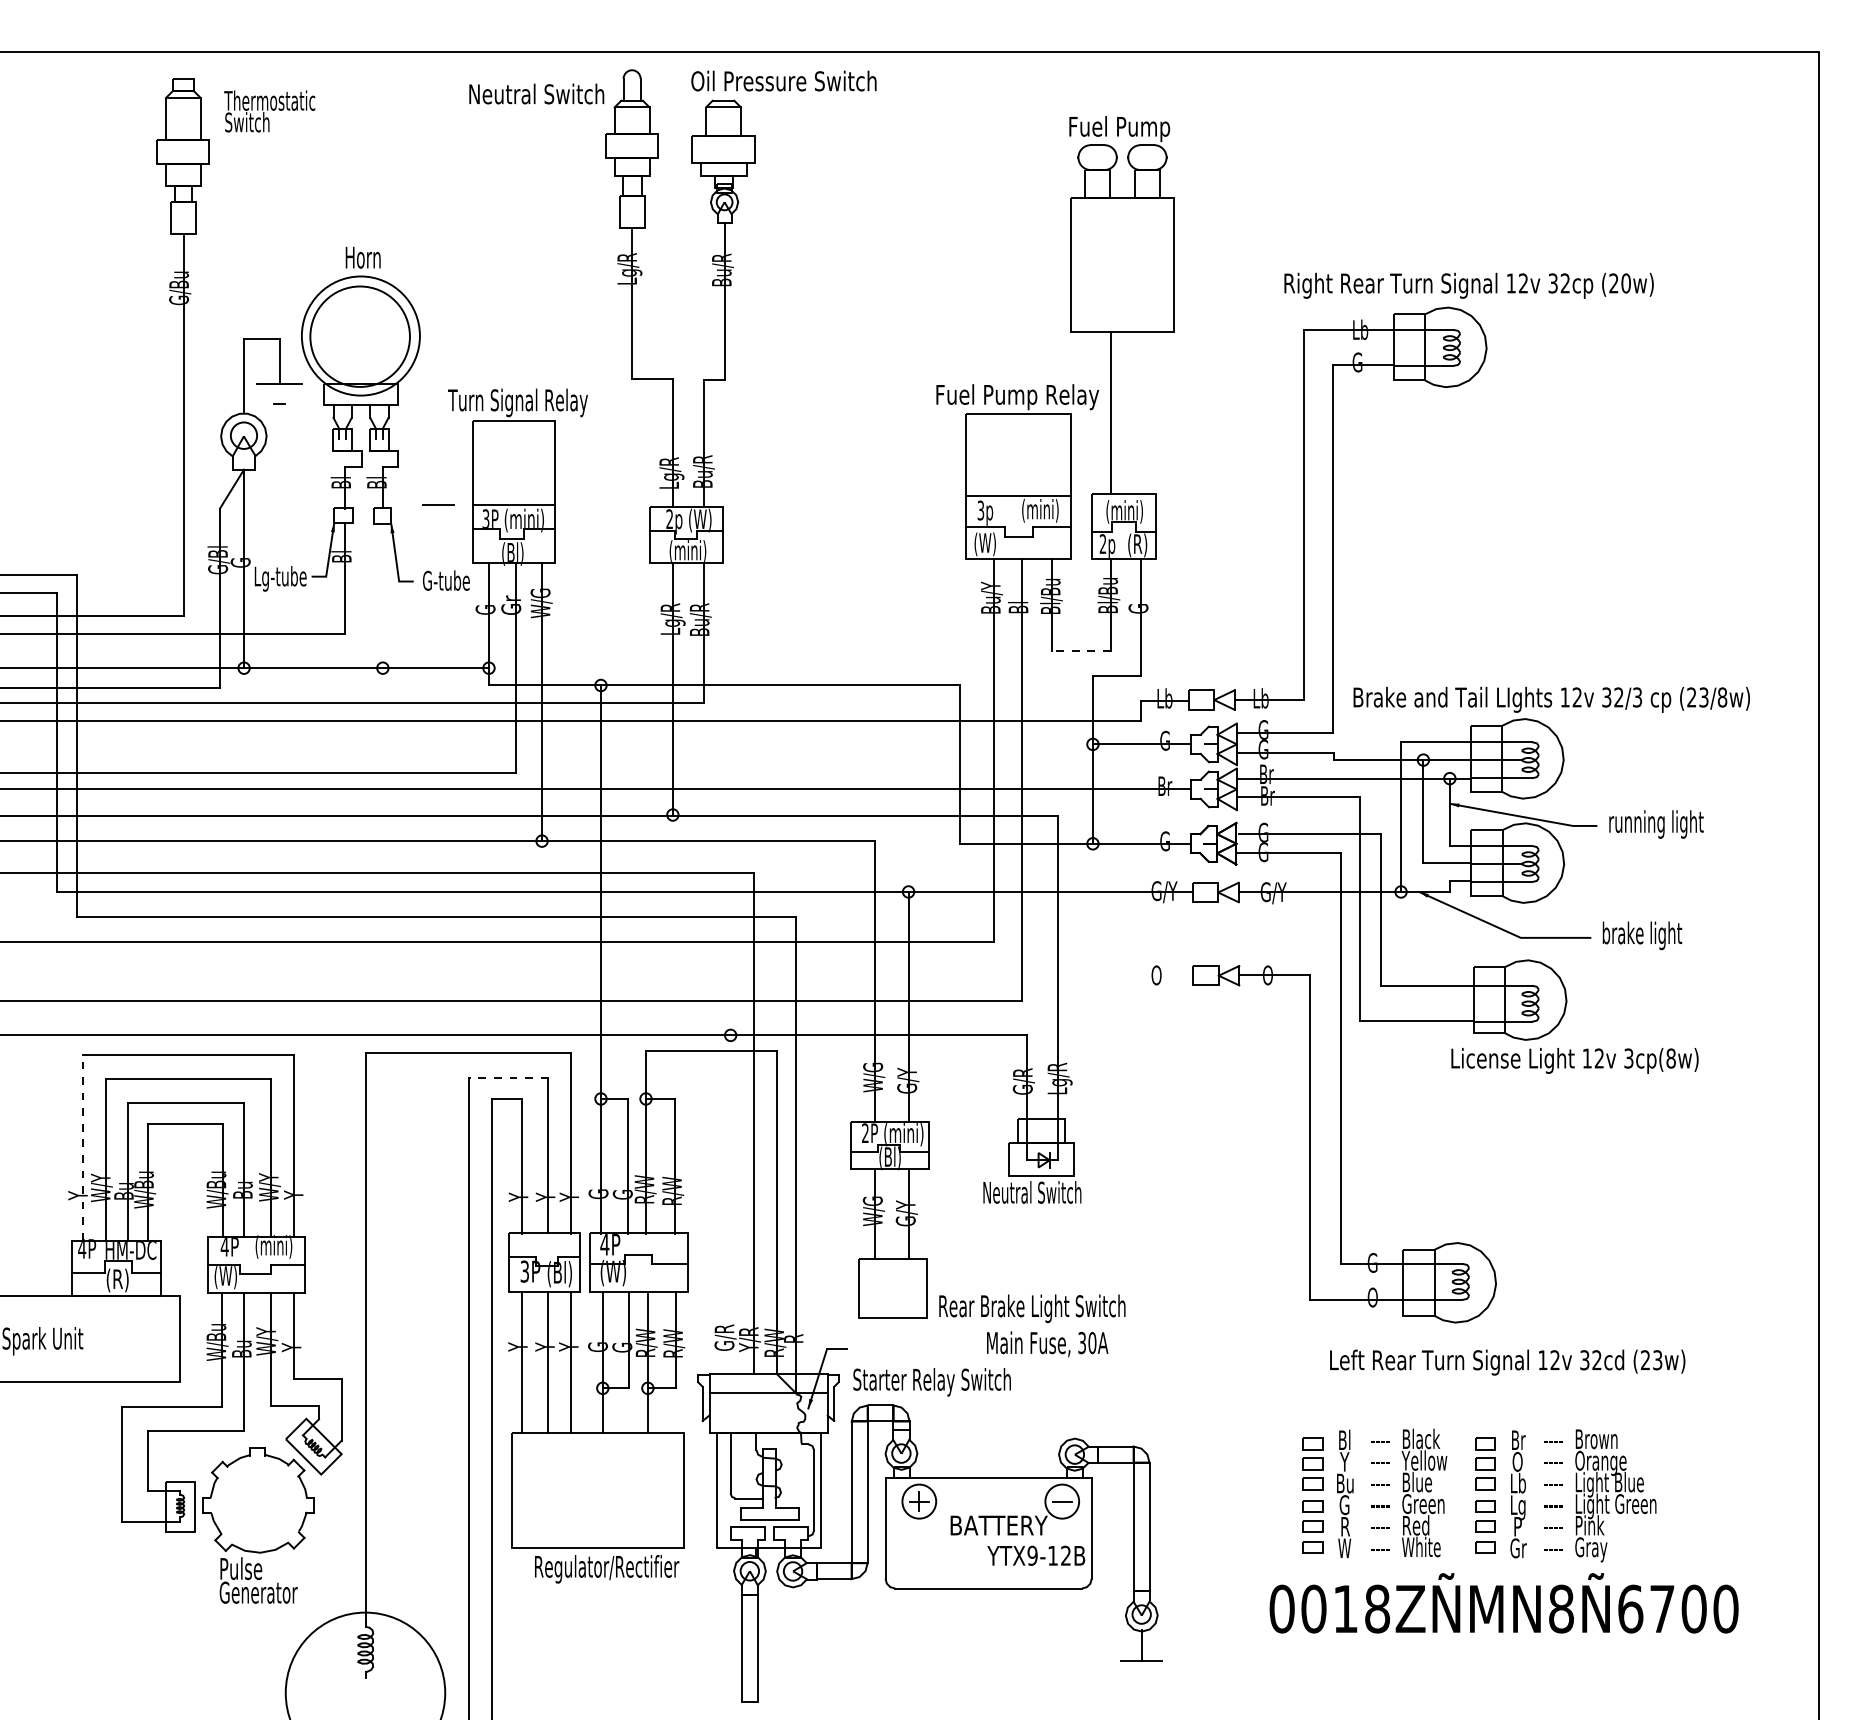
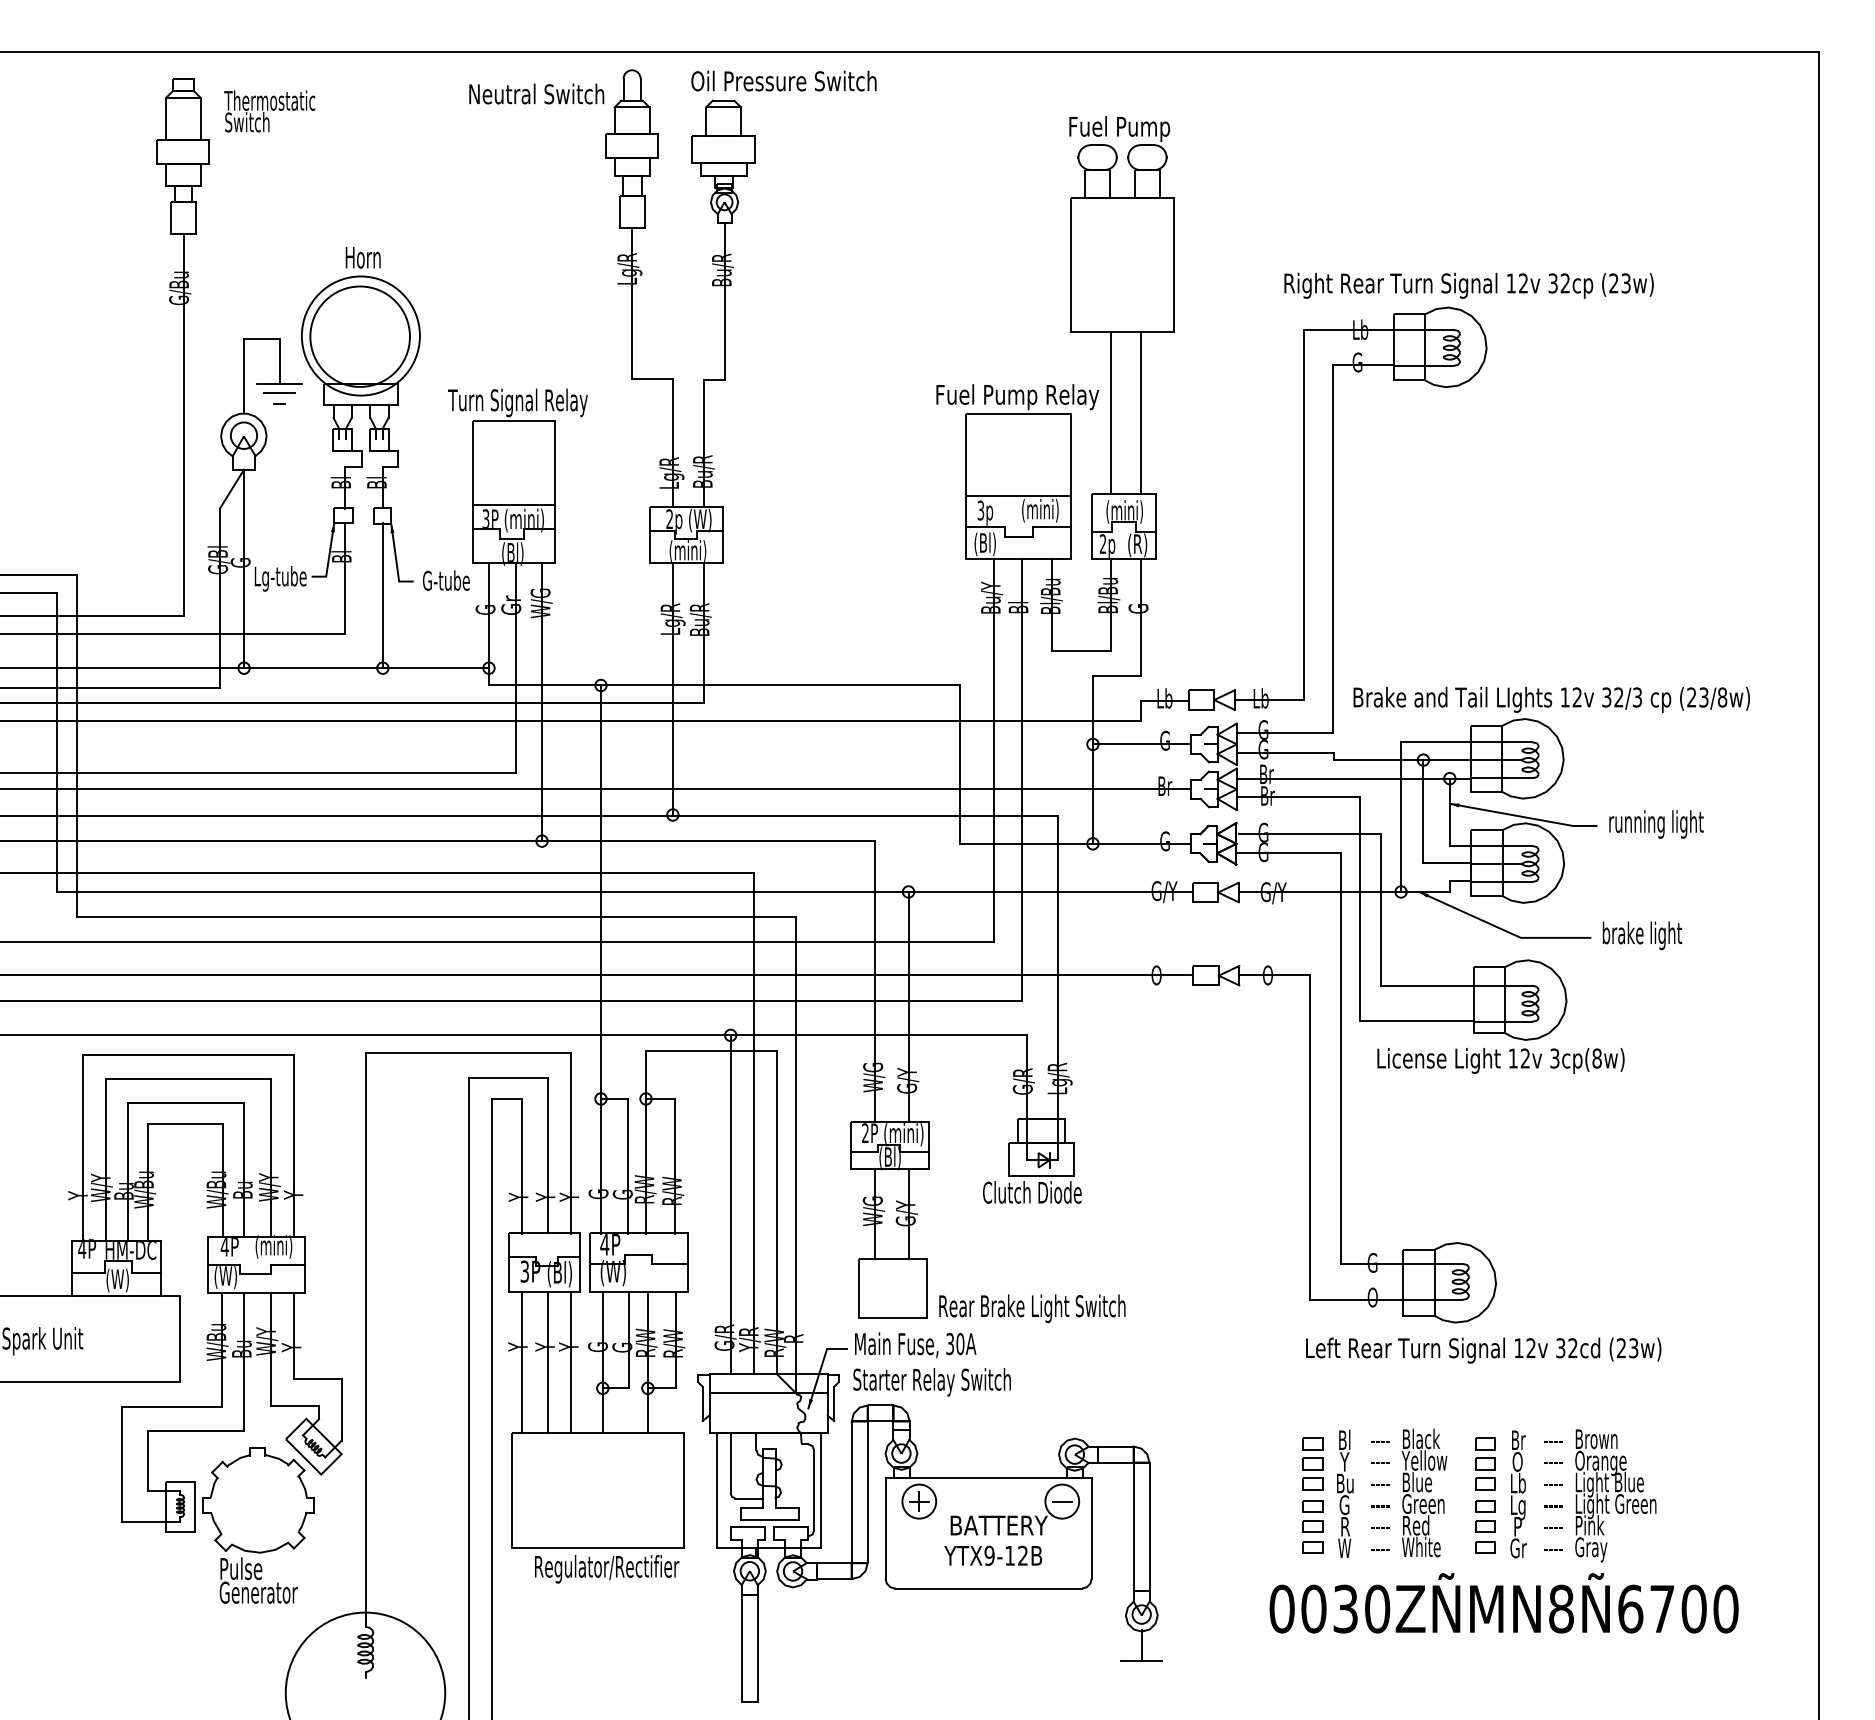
text: (20w) -> (23w) (1625, 283)
line: none -> present (1141, 412)
line position: (438, 504) -> (279, 392) (279, 392)
text: (W) -> (Bl) (985, 542)
line: none -> present (382, 595)
line: dashed -> solid (1080, 650)
line: none -> present (596, 975)
text position: (1574, 1060) -> (1500, 1060) (1500, 1060)
line: dashed -> solid (508, 1078)
line: dashed -> solid (82, 1147)
text: Neutral Switch -> Clutch Diode (1032, 1192)
line: none -> present (730, 1204)
text: (R) -> (W) (117, 1280)
text position: (1047, 1344) -> (915, 1345) (915, 1345)
text position: (1507, 1362) -> (1483, 1350) (1483, 1350)
text position: (1036, 1555) -> (993, 1555) (993, 1555)
text: 0018ZÑMN8Ñ6700 -> 0030ZÑMN8Ñ6700 (1361, 1608)
